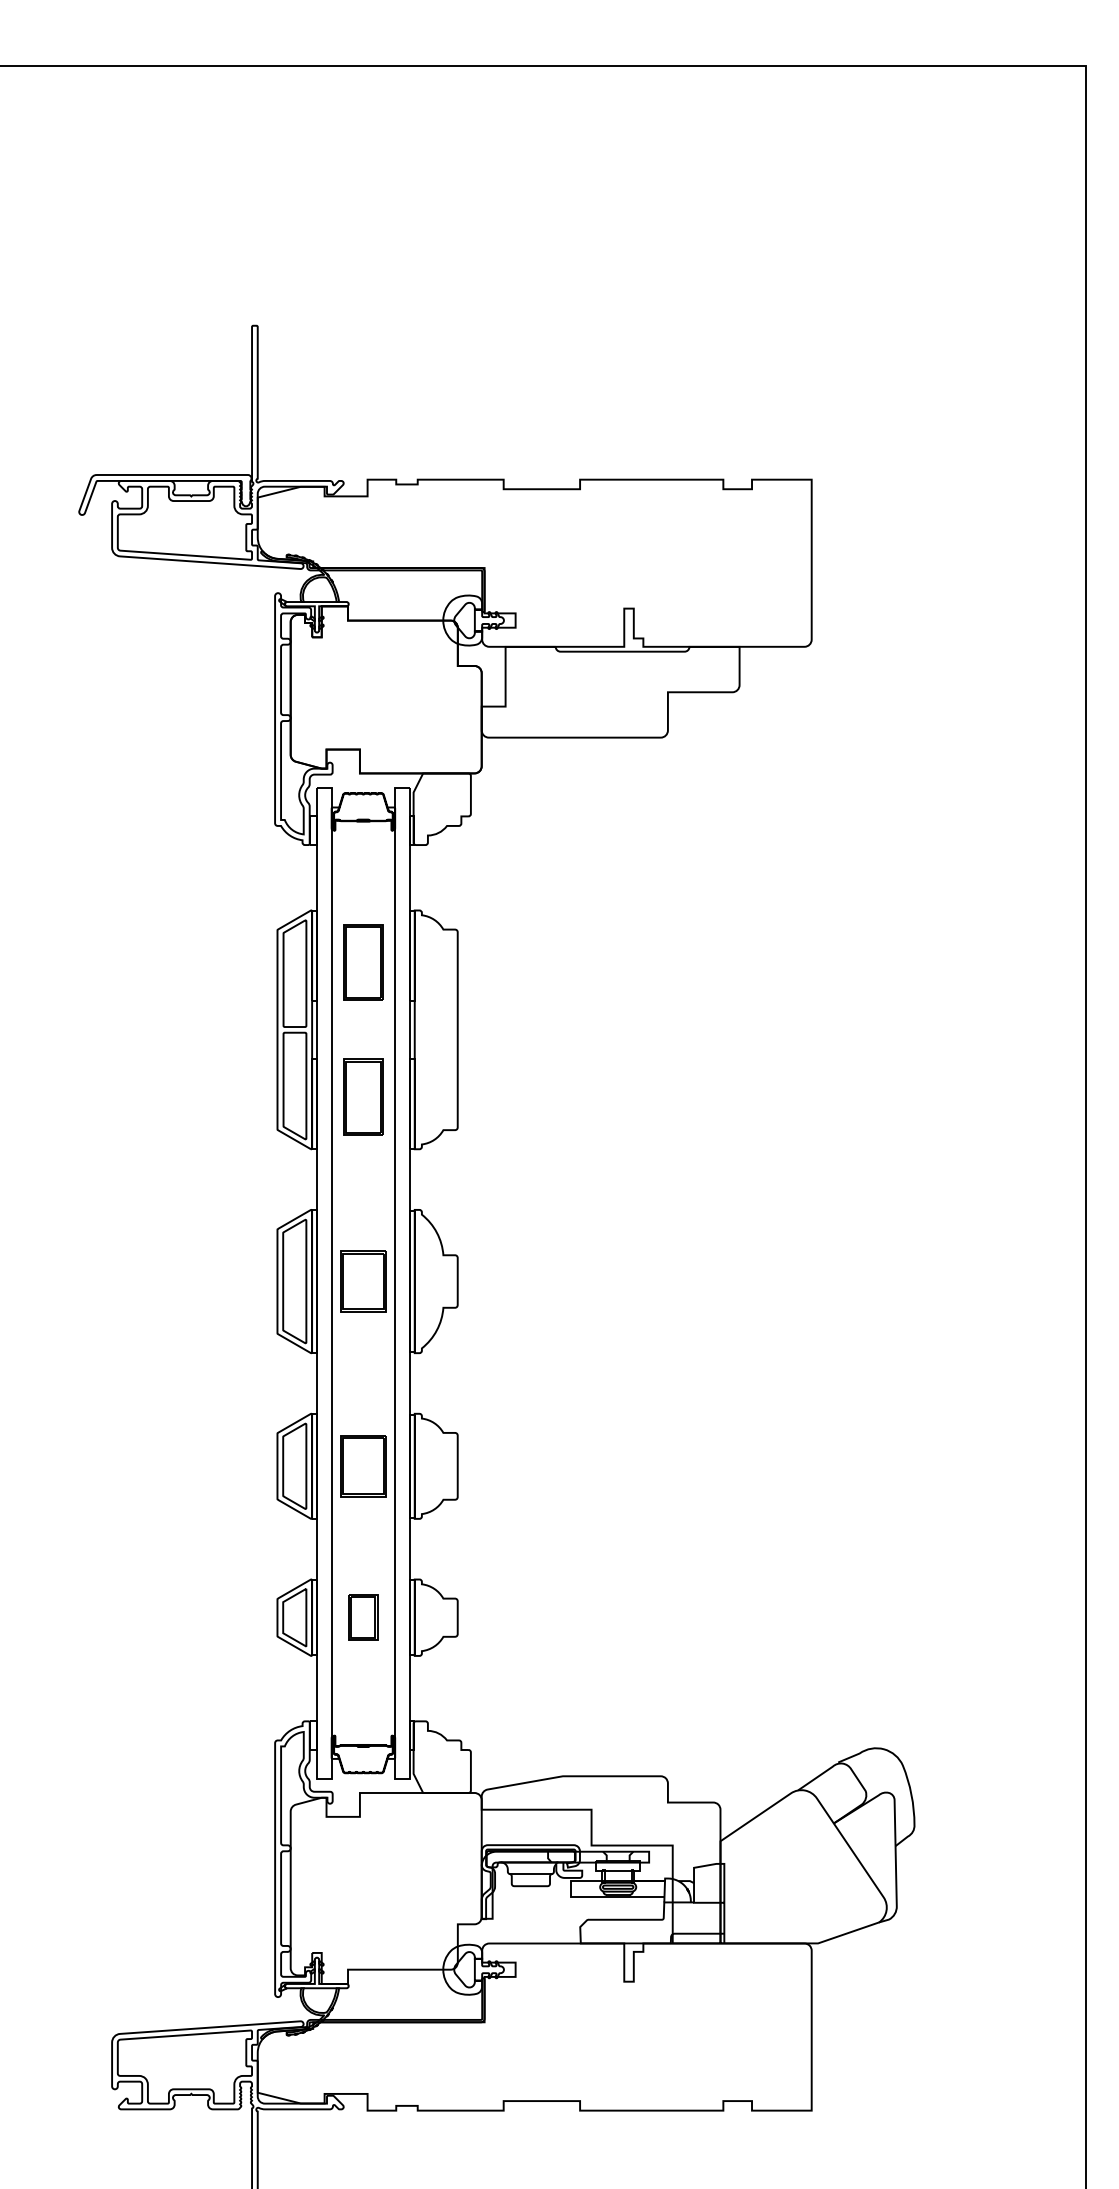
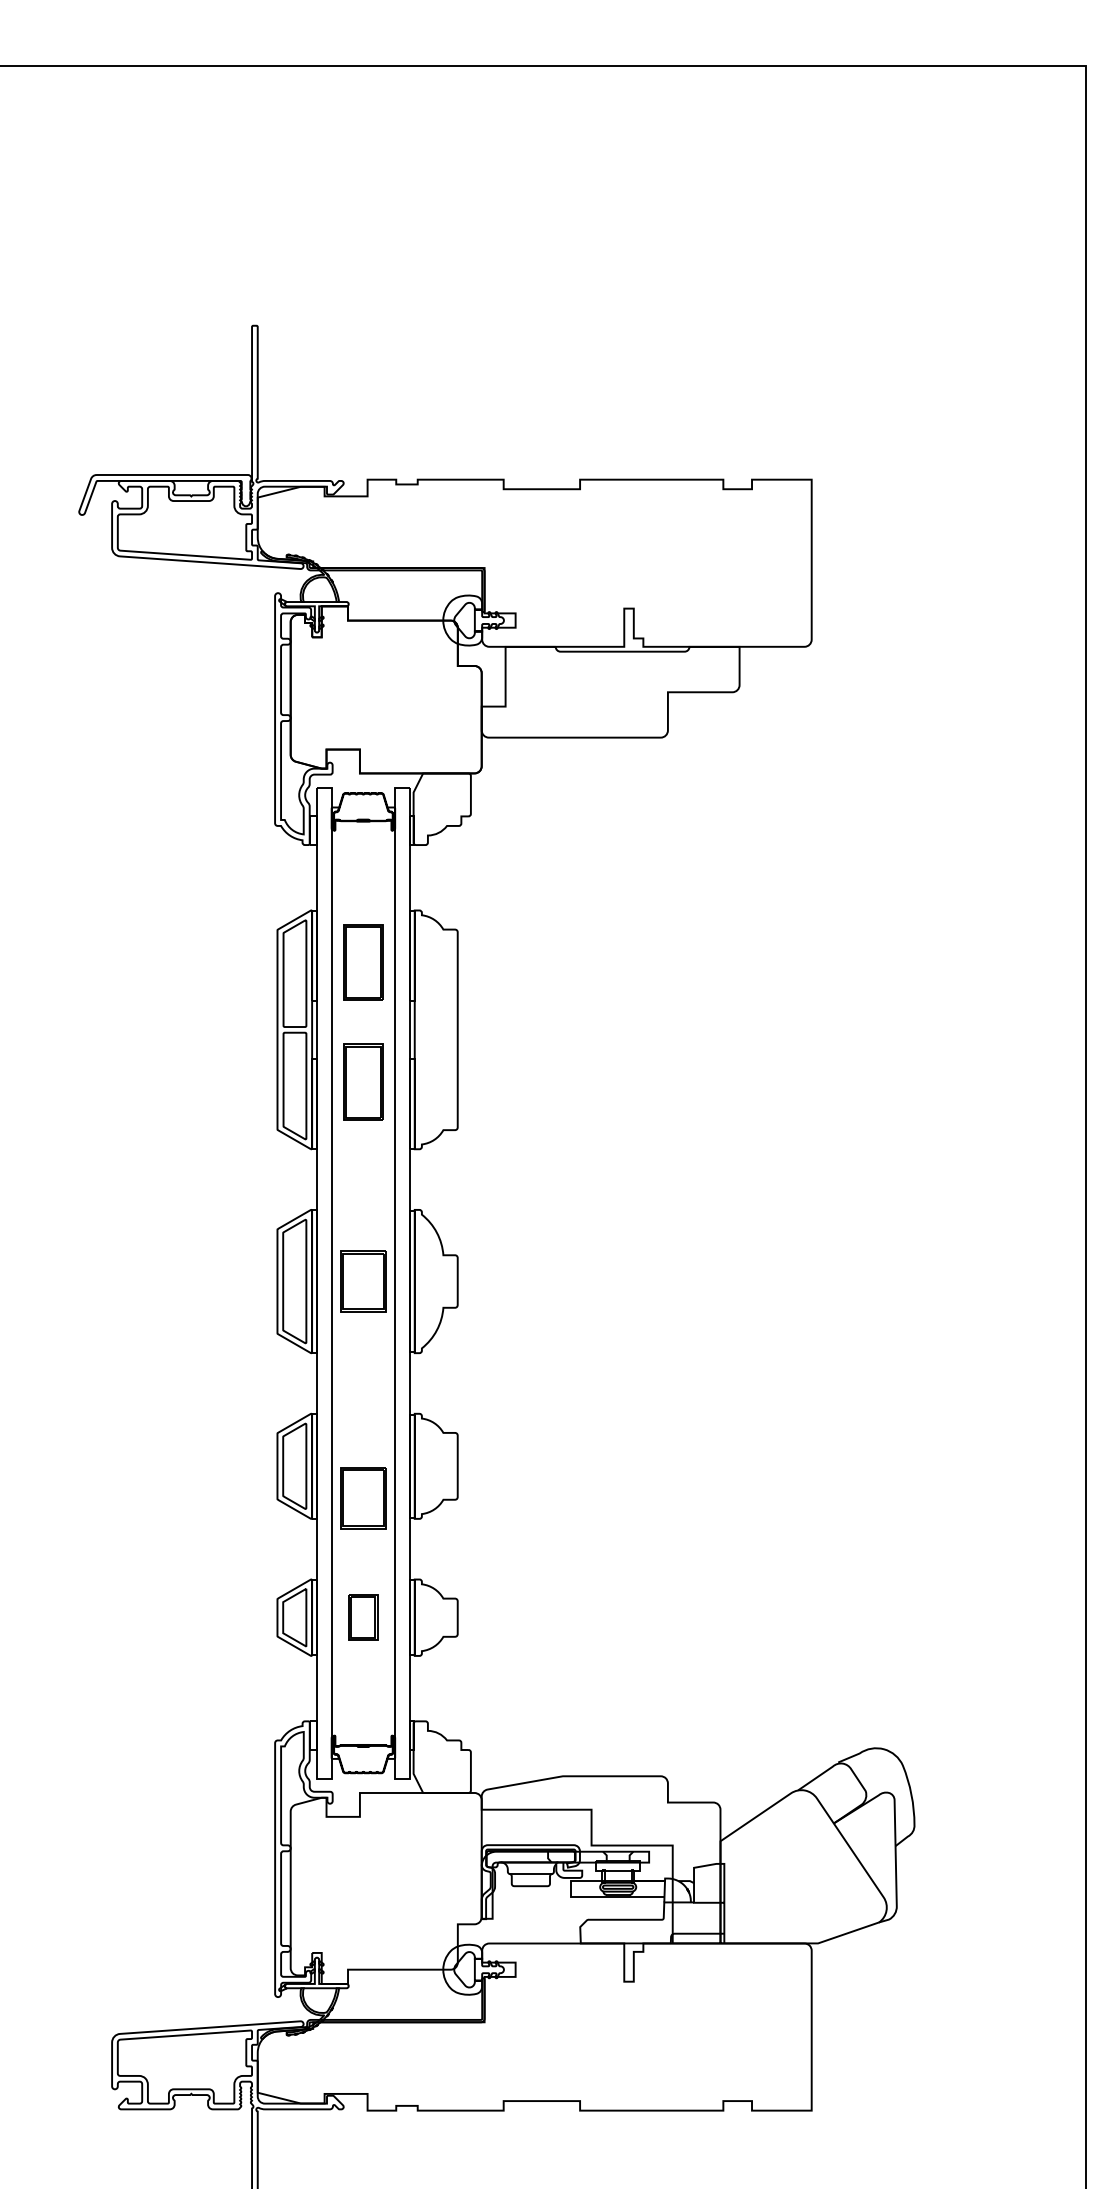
part position: (363, 1096) -> (363, 1081) (363, 1081)
part position: (363, 1466) -> (363, 1498) (363, 1498)
